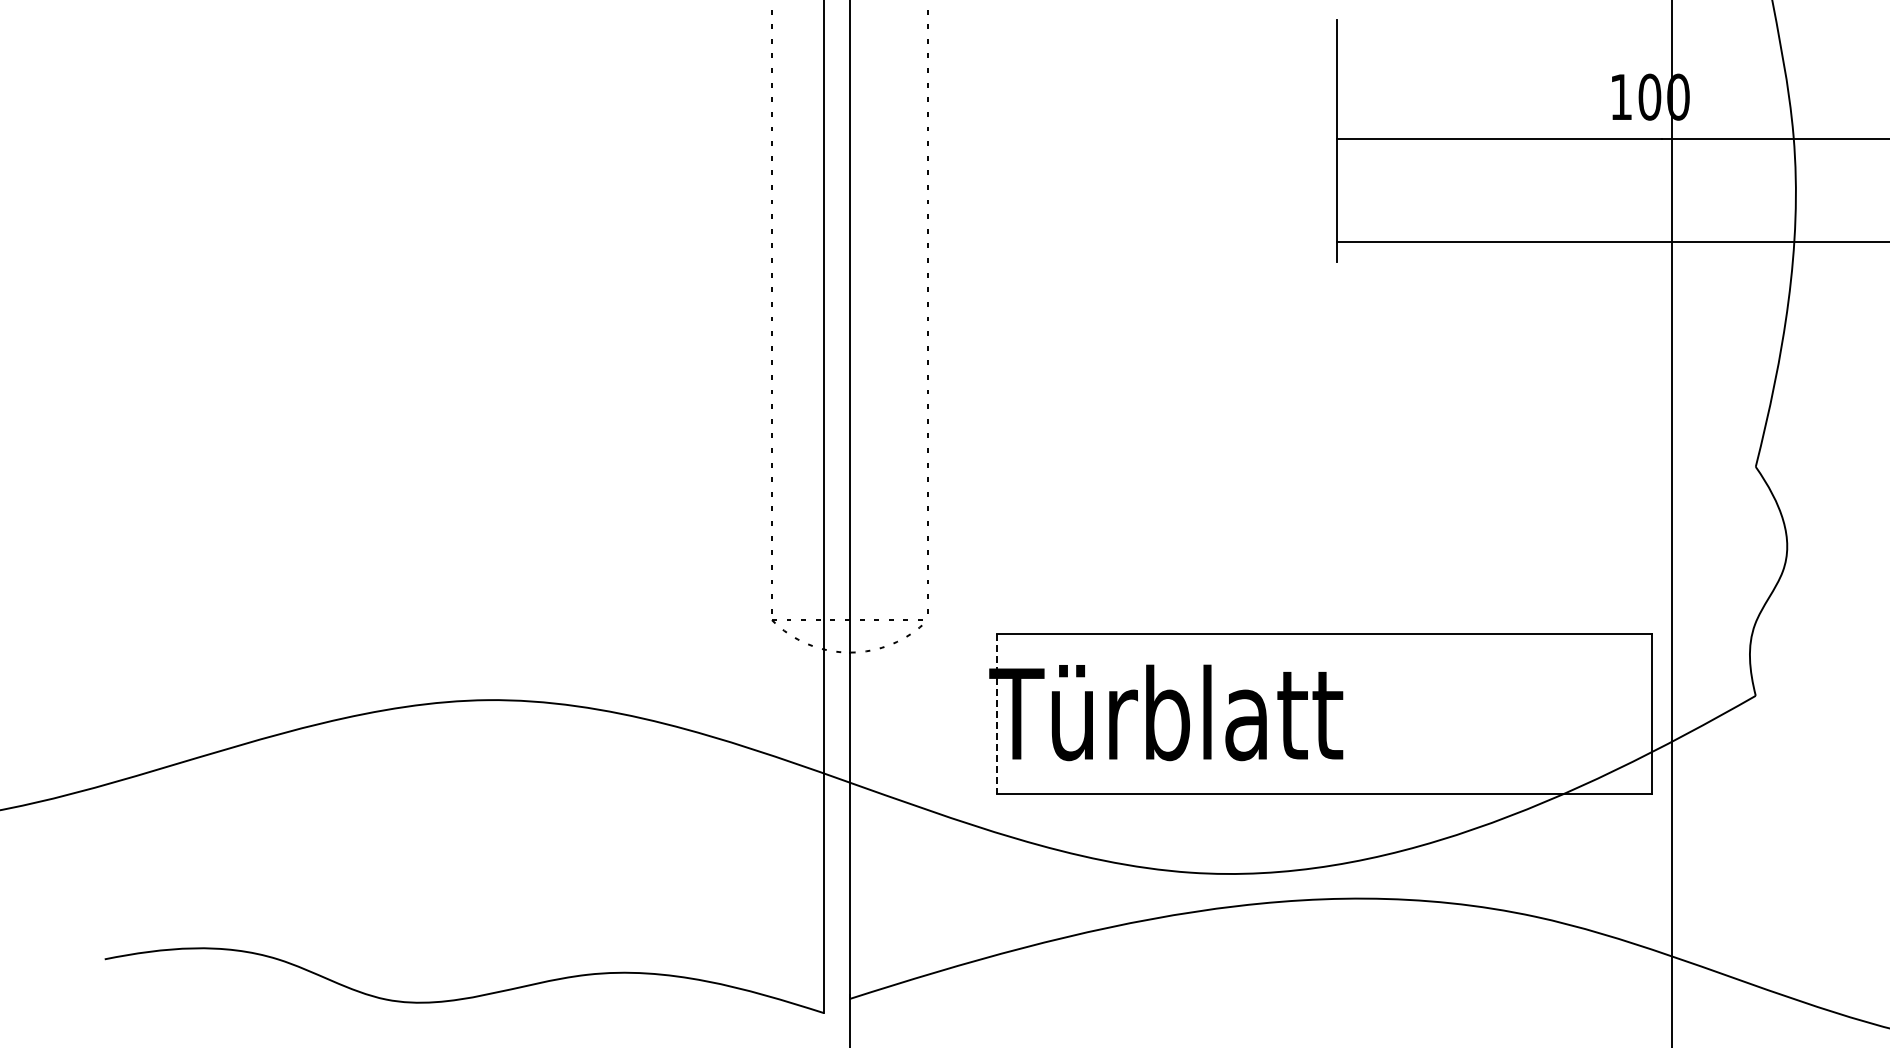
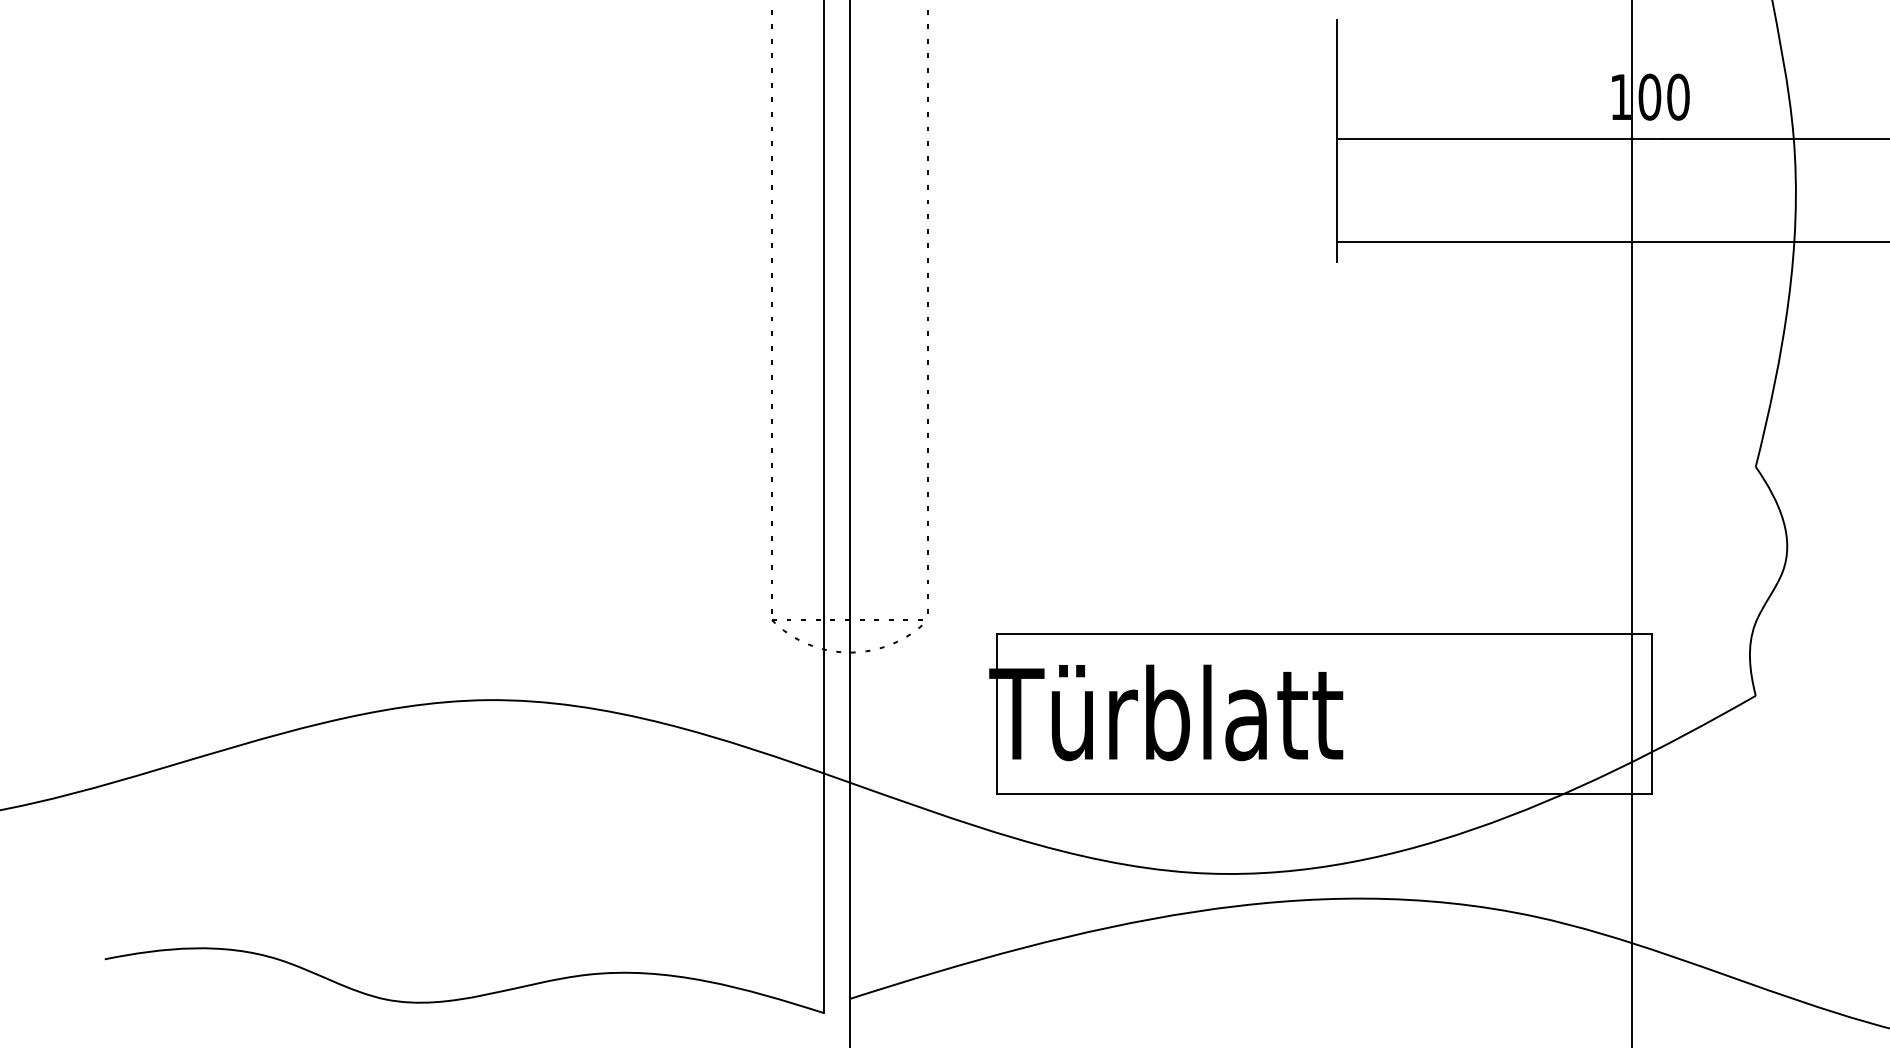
line position: (1671, 523) -> (1631, 523) (1631, 523)
line: dashed -> solid (997, 714)
